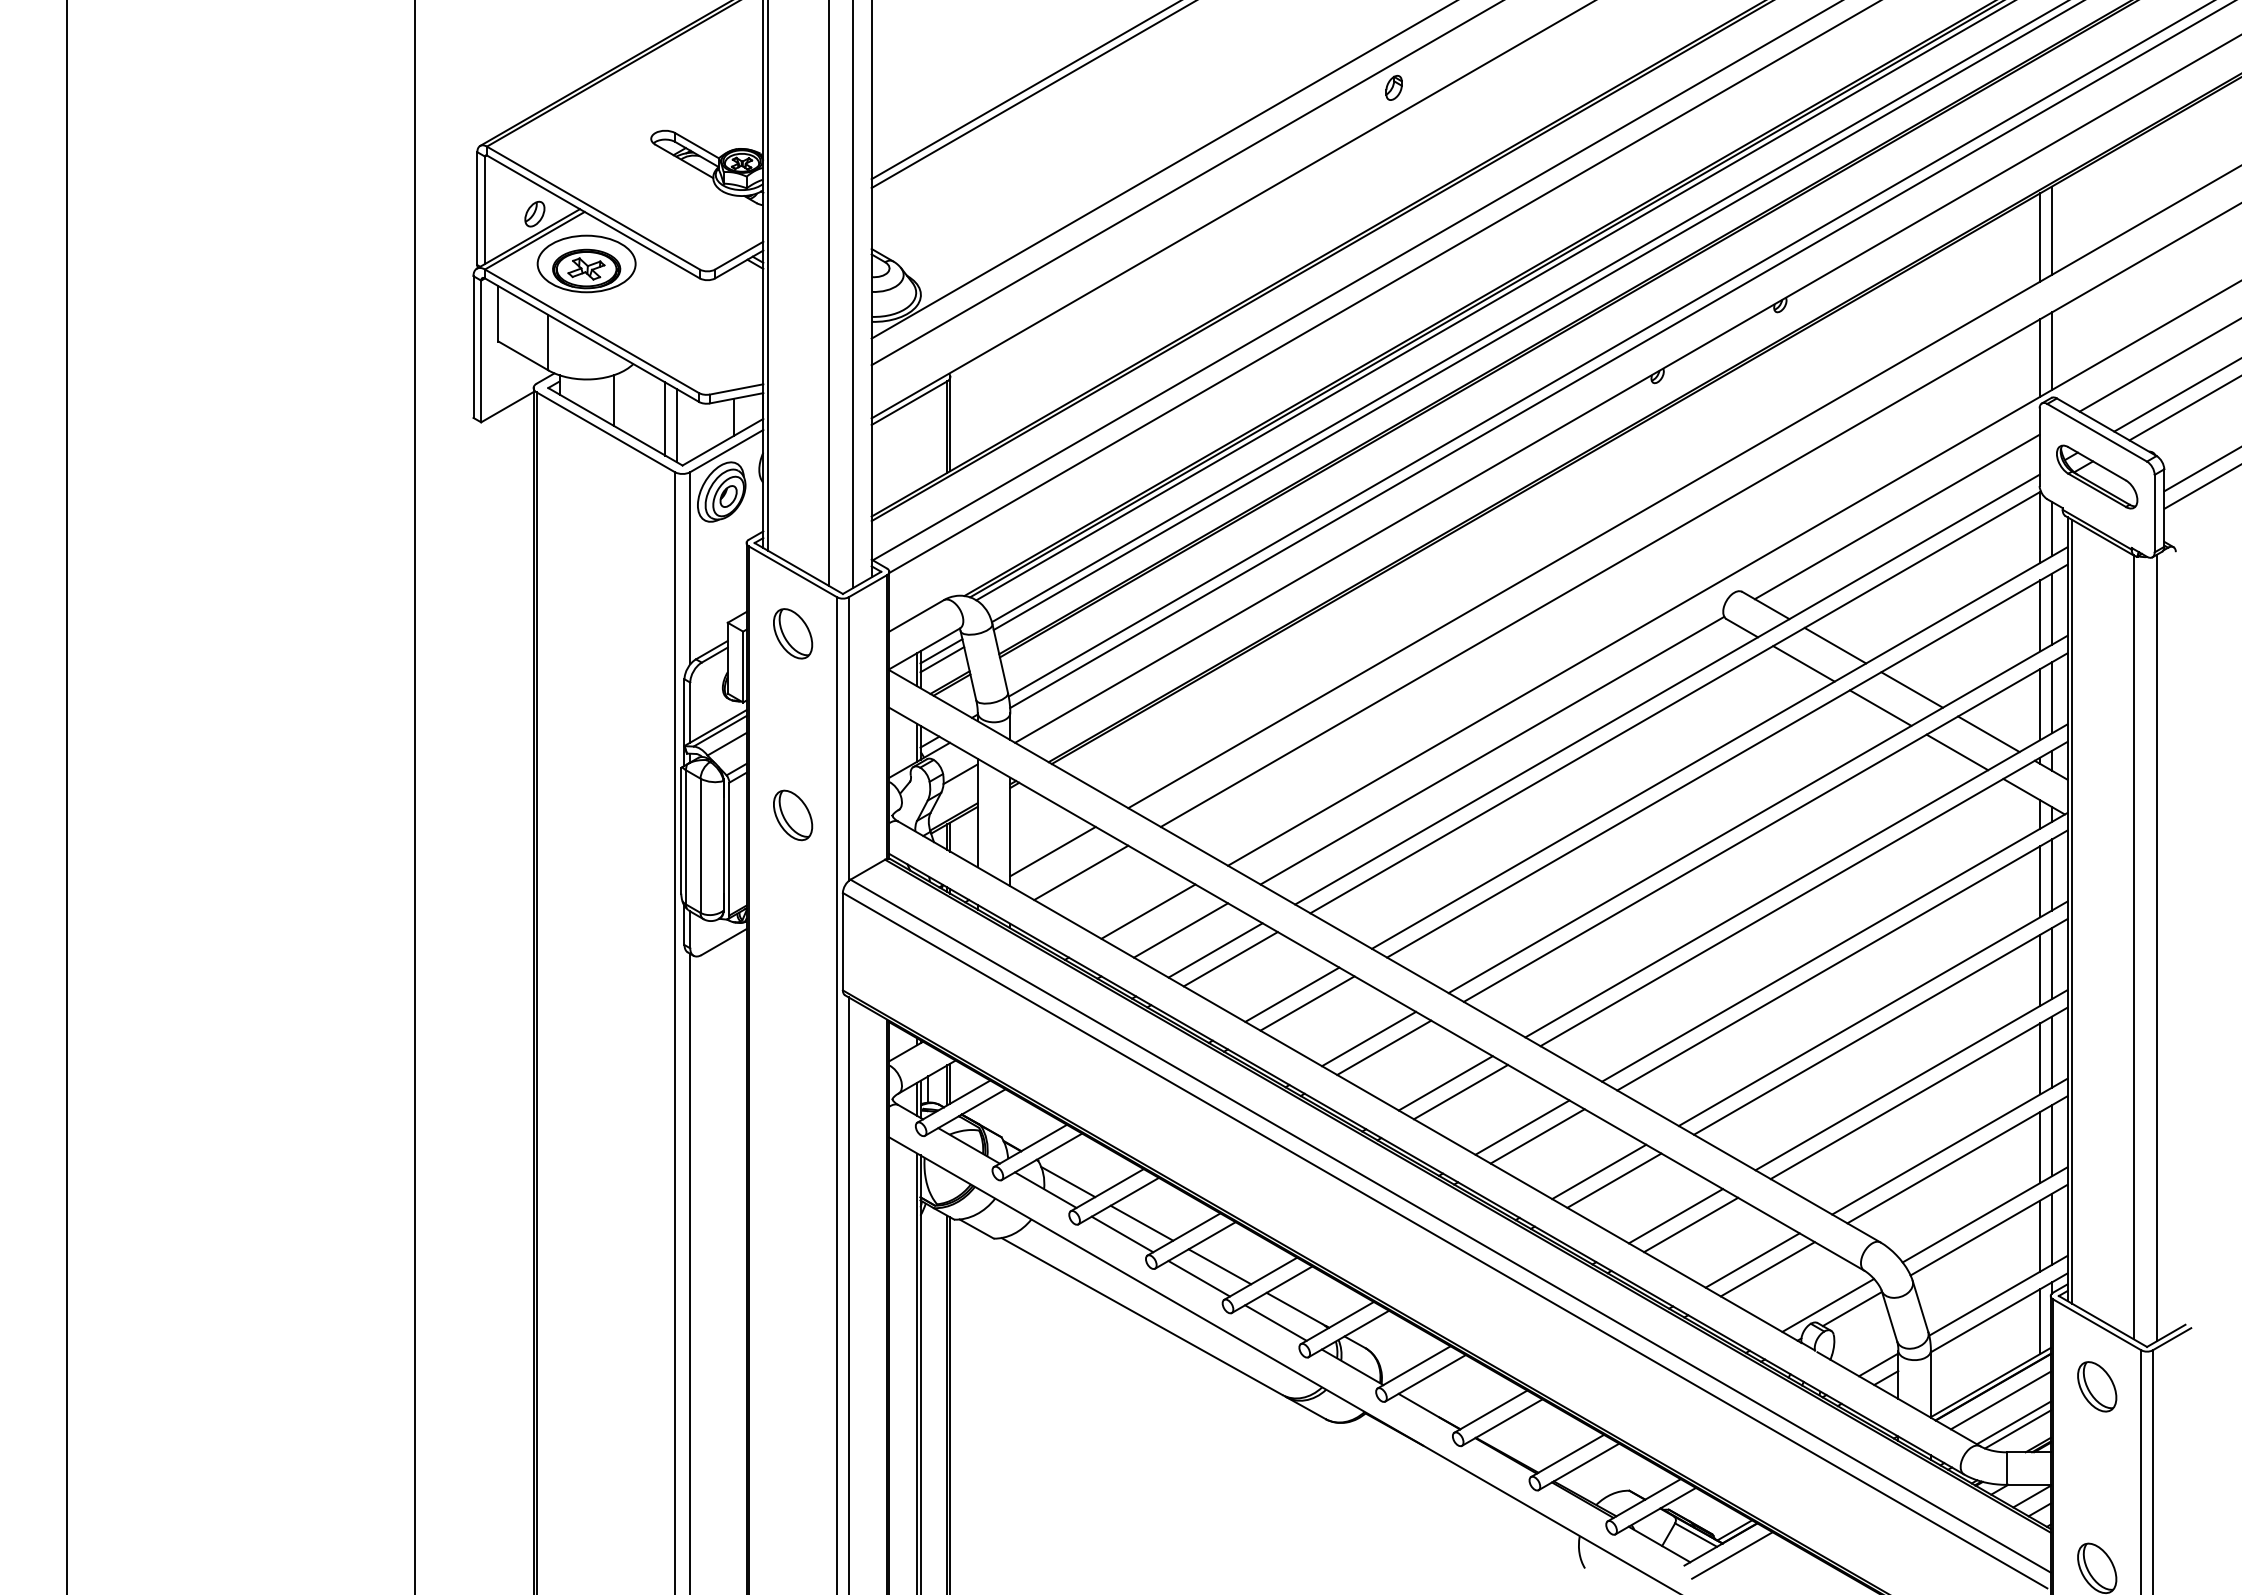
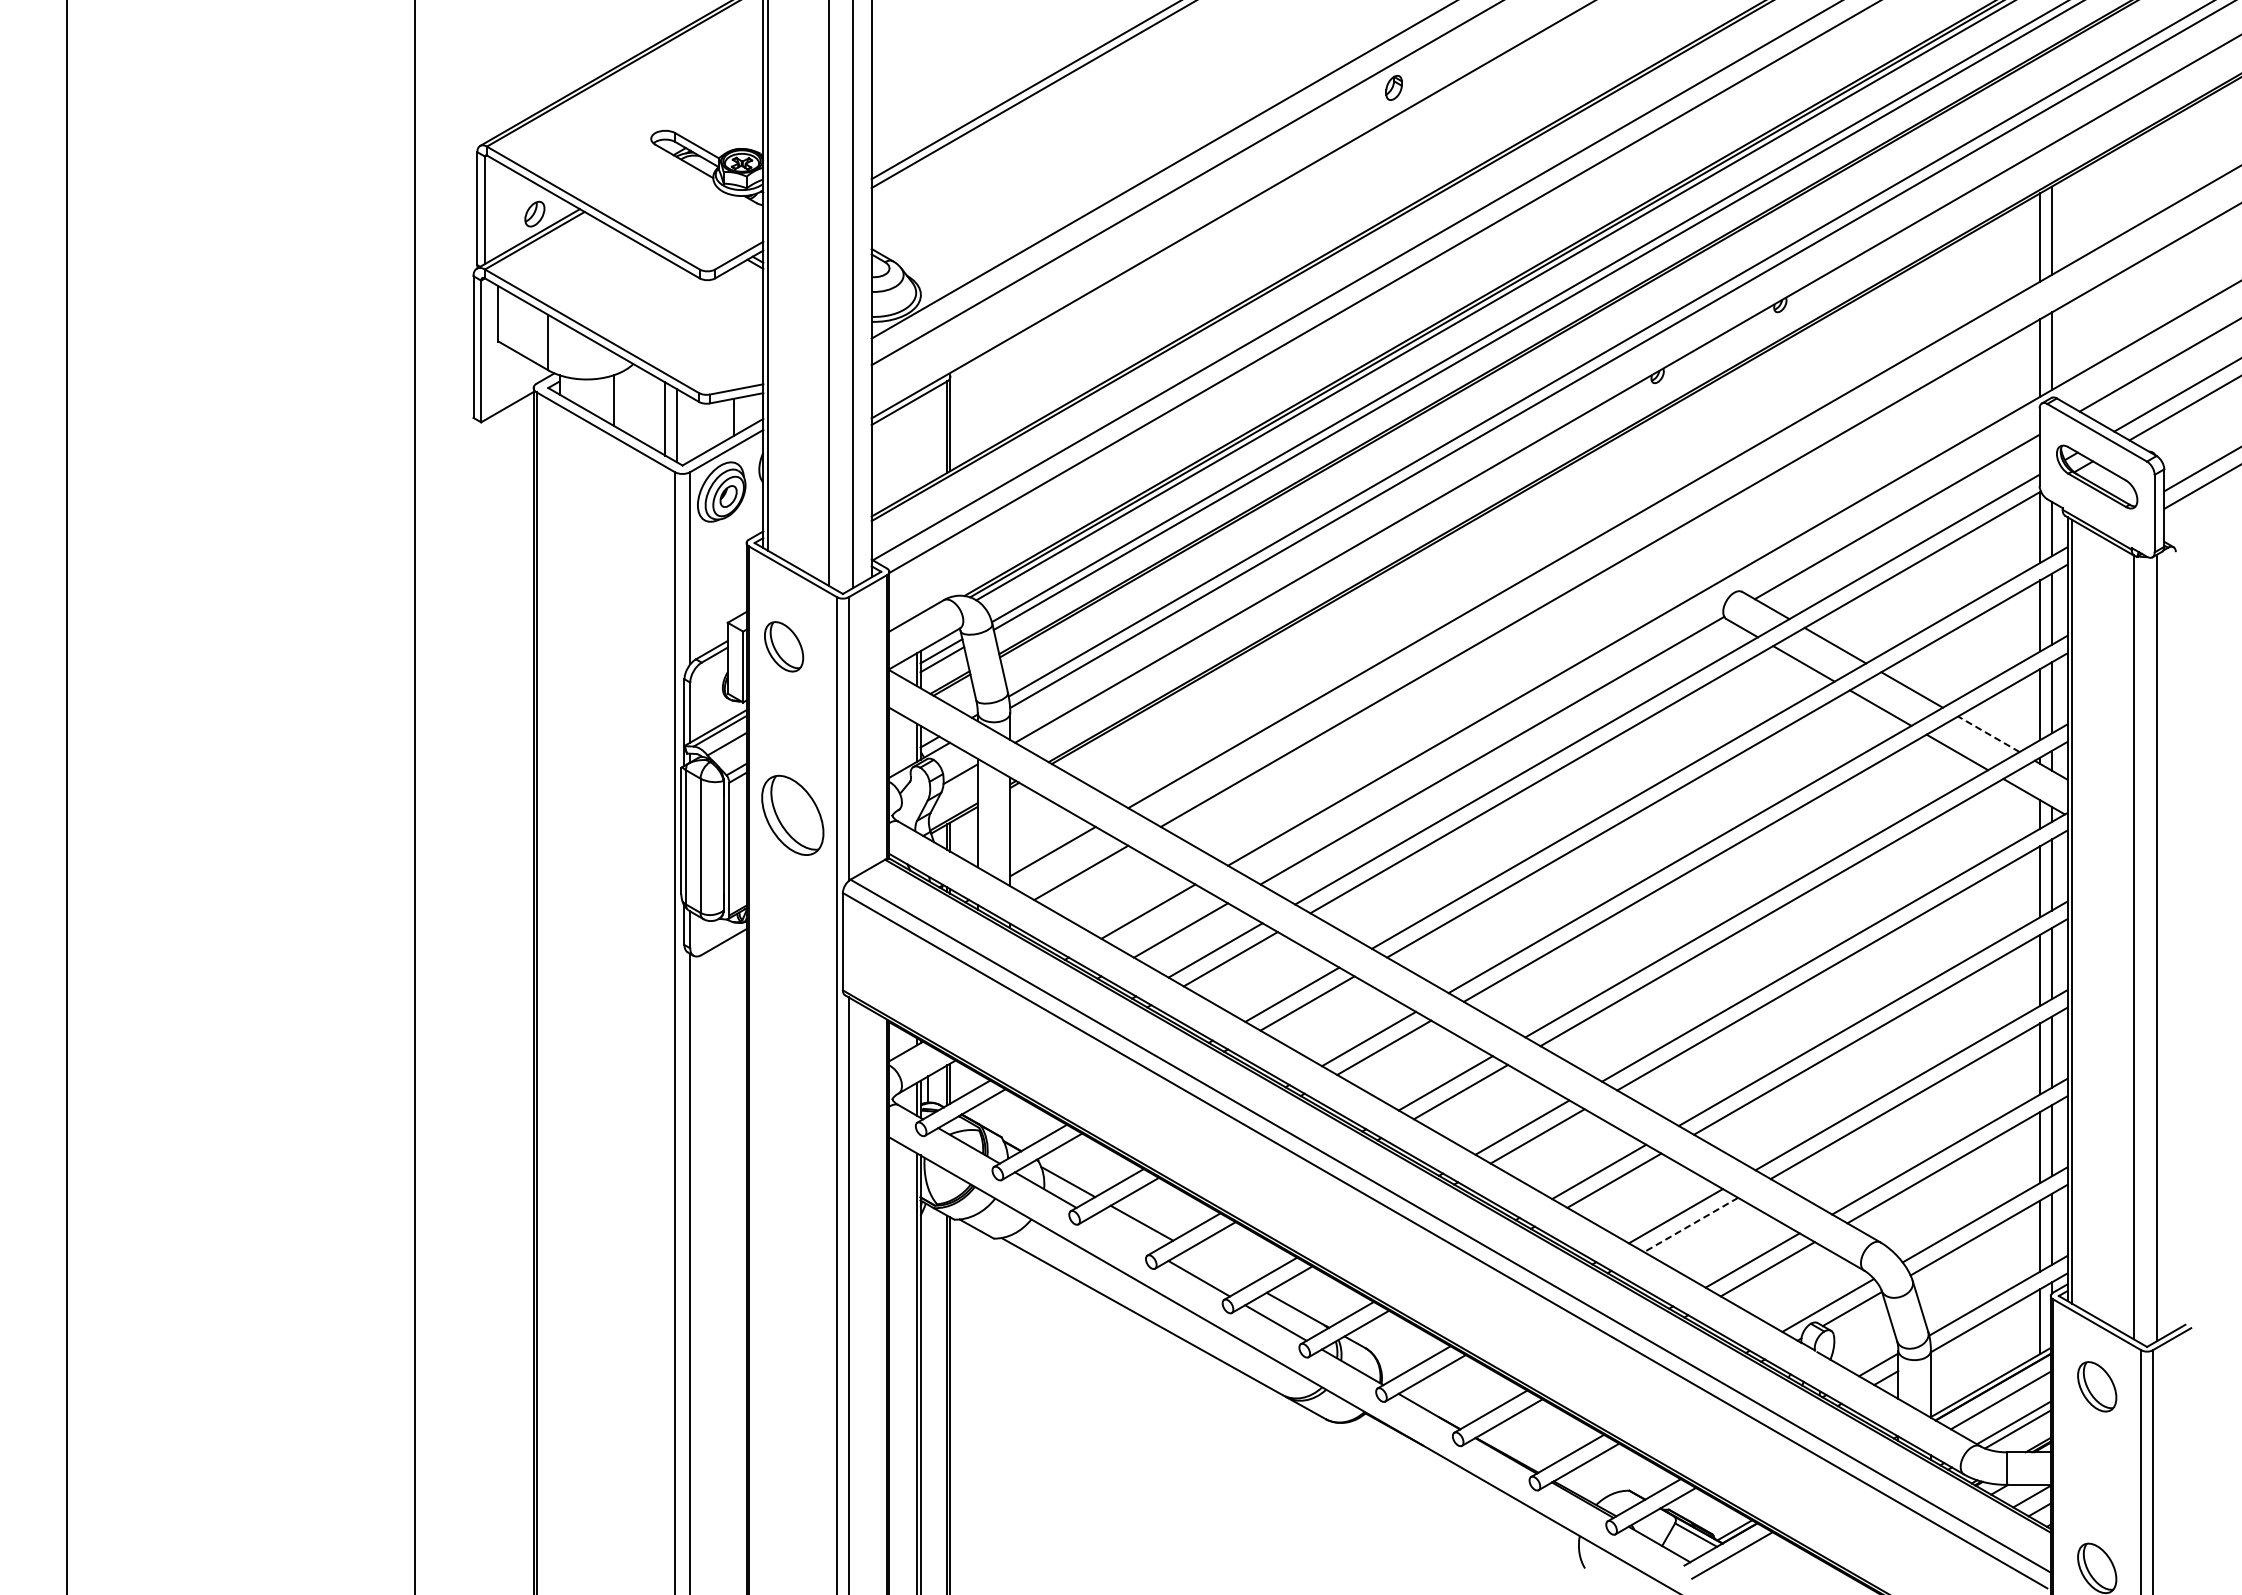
part: present -> none (586, 263)
part position: (793, 633) -> (784, 646) (784, 646)
line: solid -> dashed (1988, 734)
part size: 41x53 px -> 64x82 px (792, 814)
line: solid -> dashed (1690, 1225)
line: present -> none (1122, 1234)
line: present -> none (1219, 1266)
